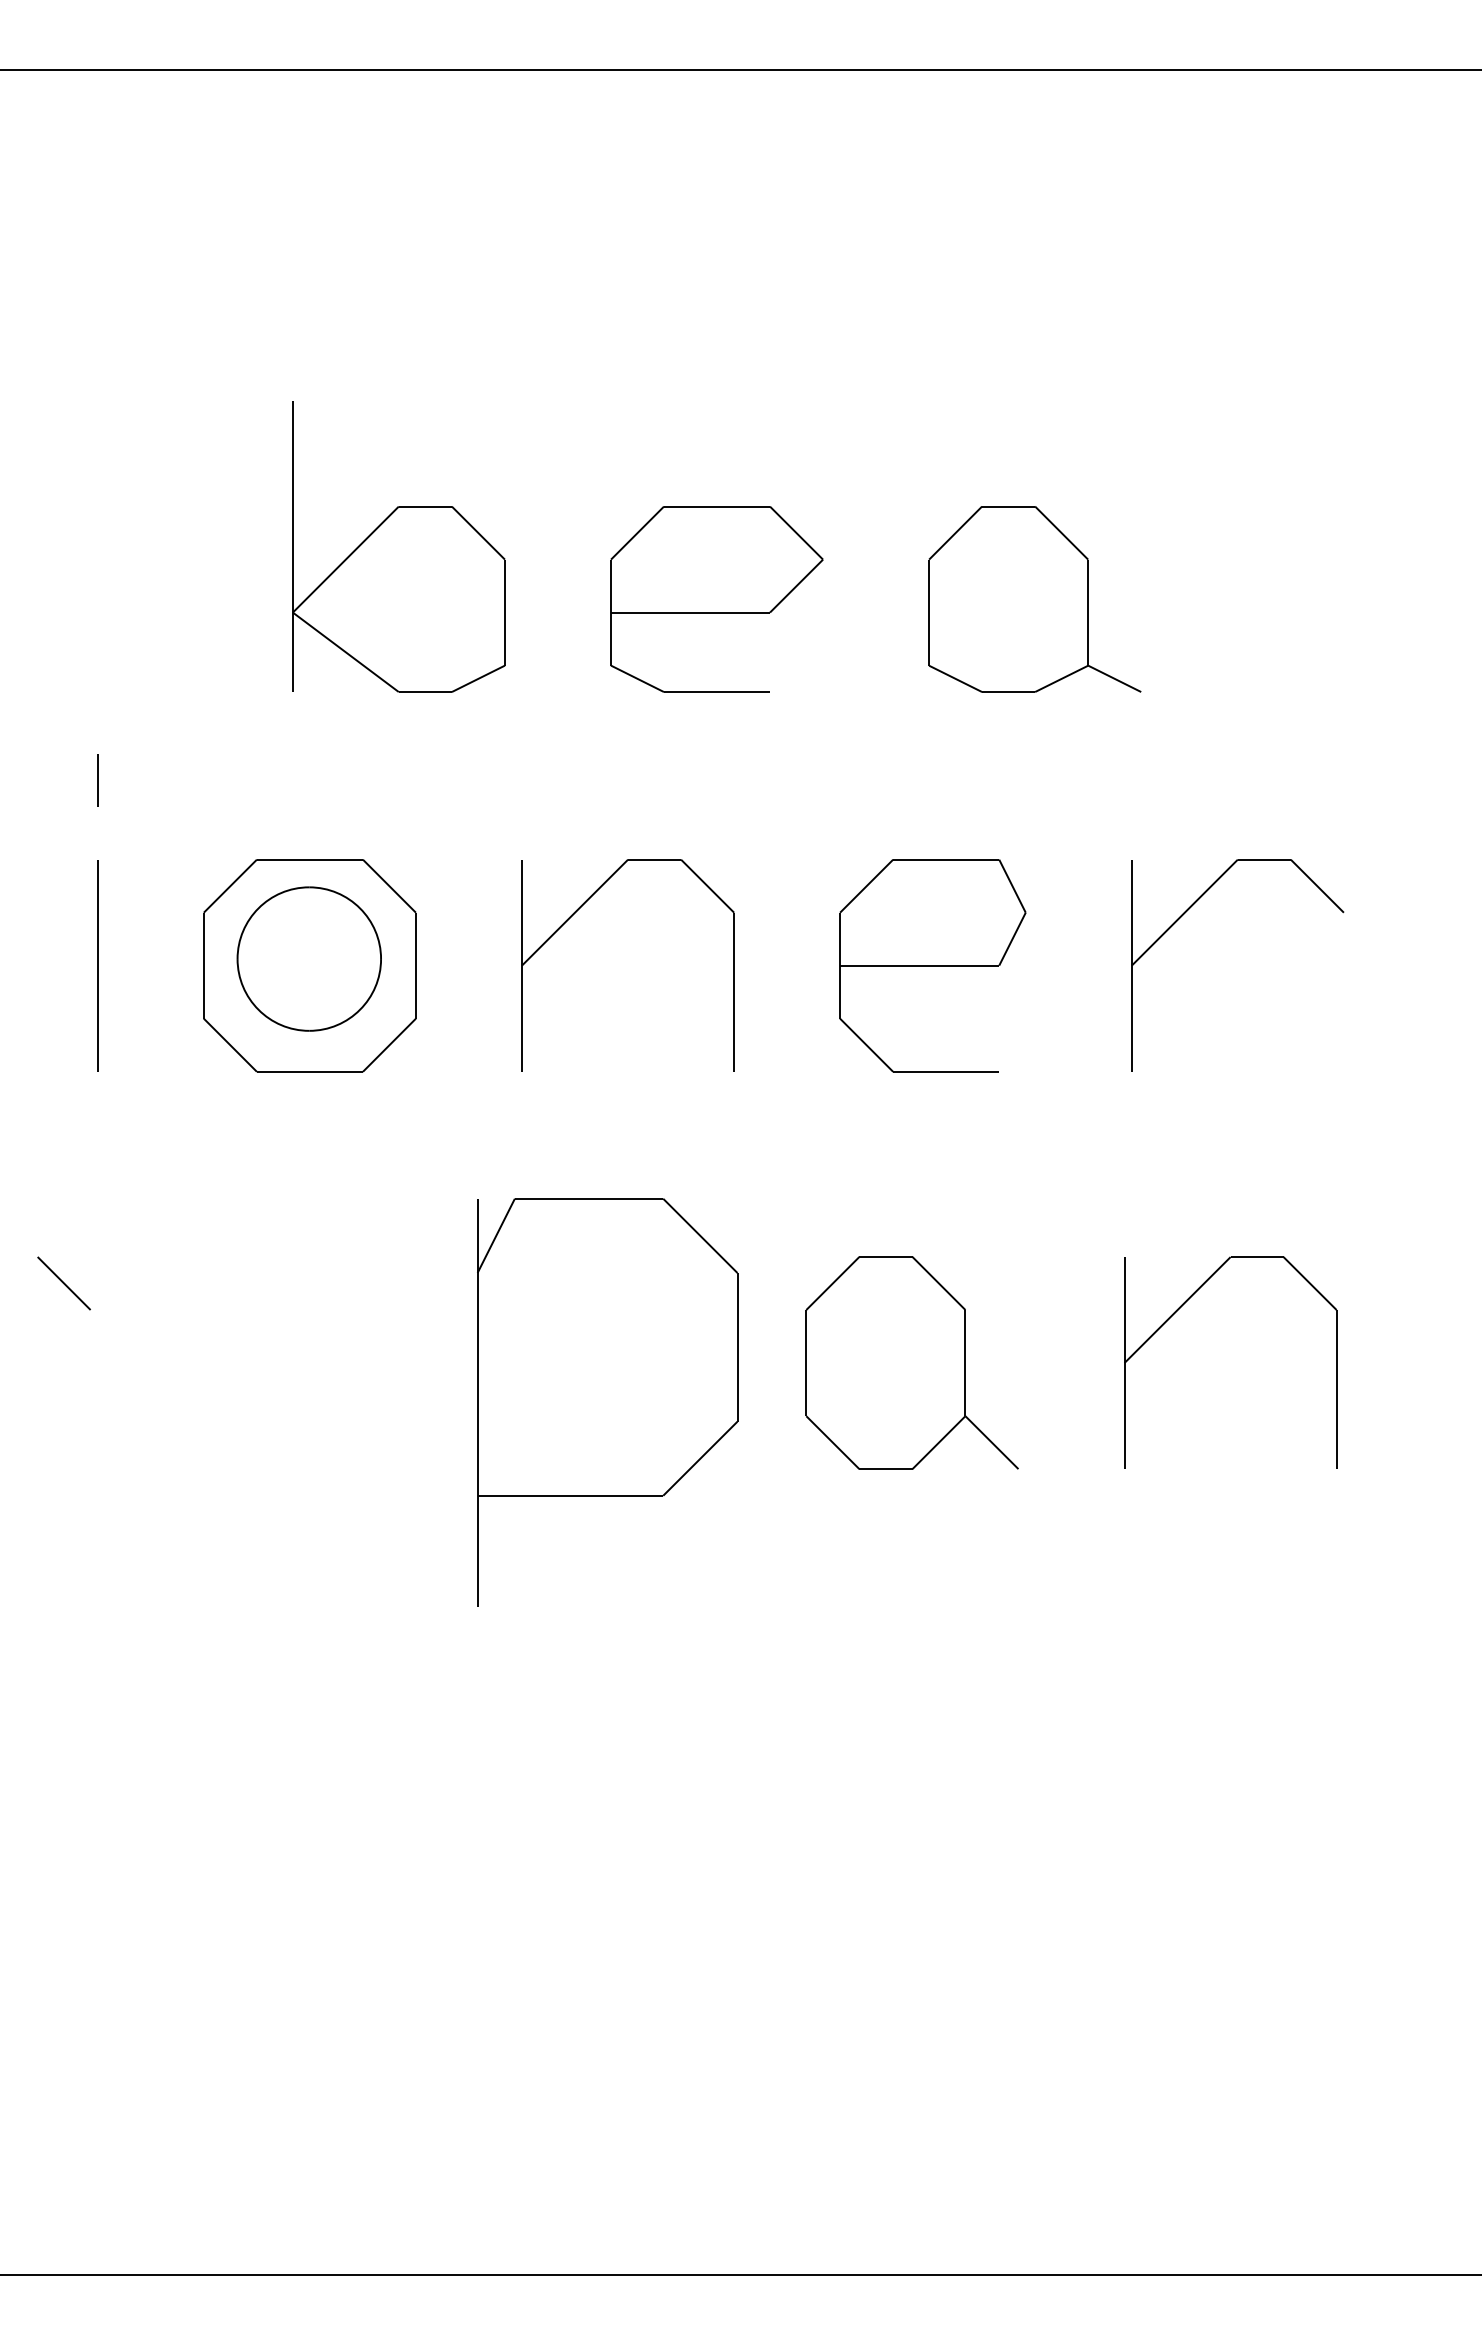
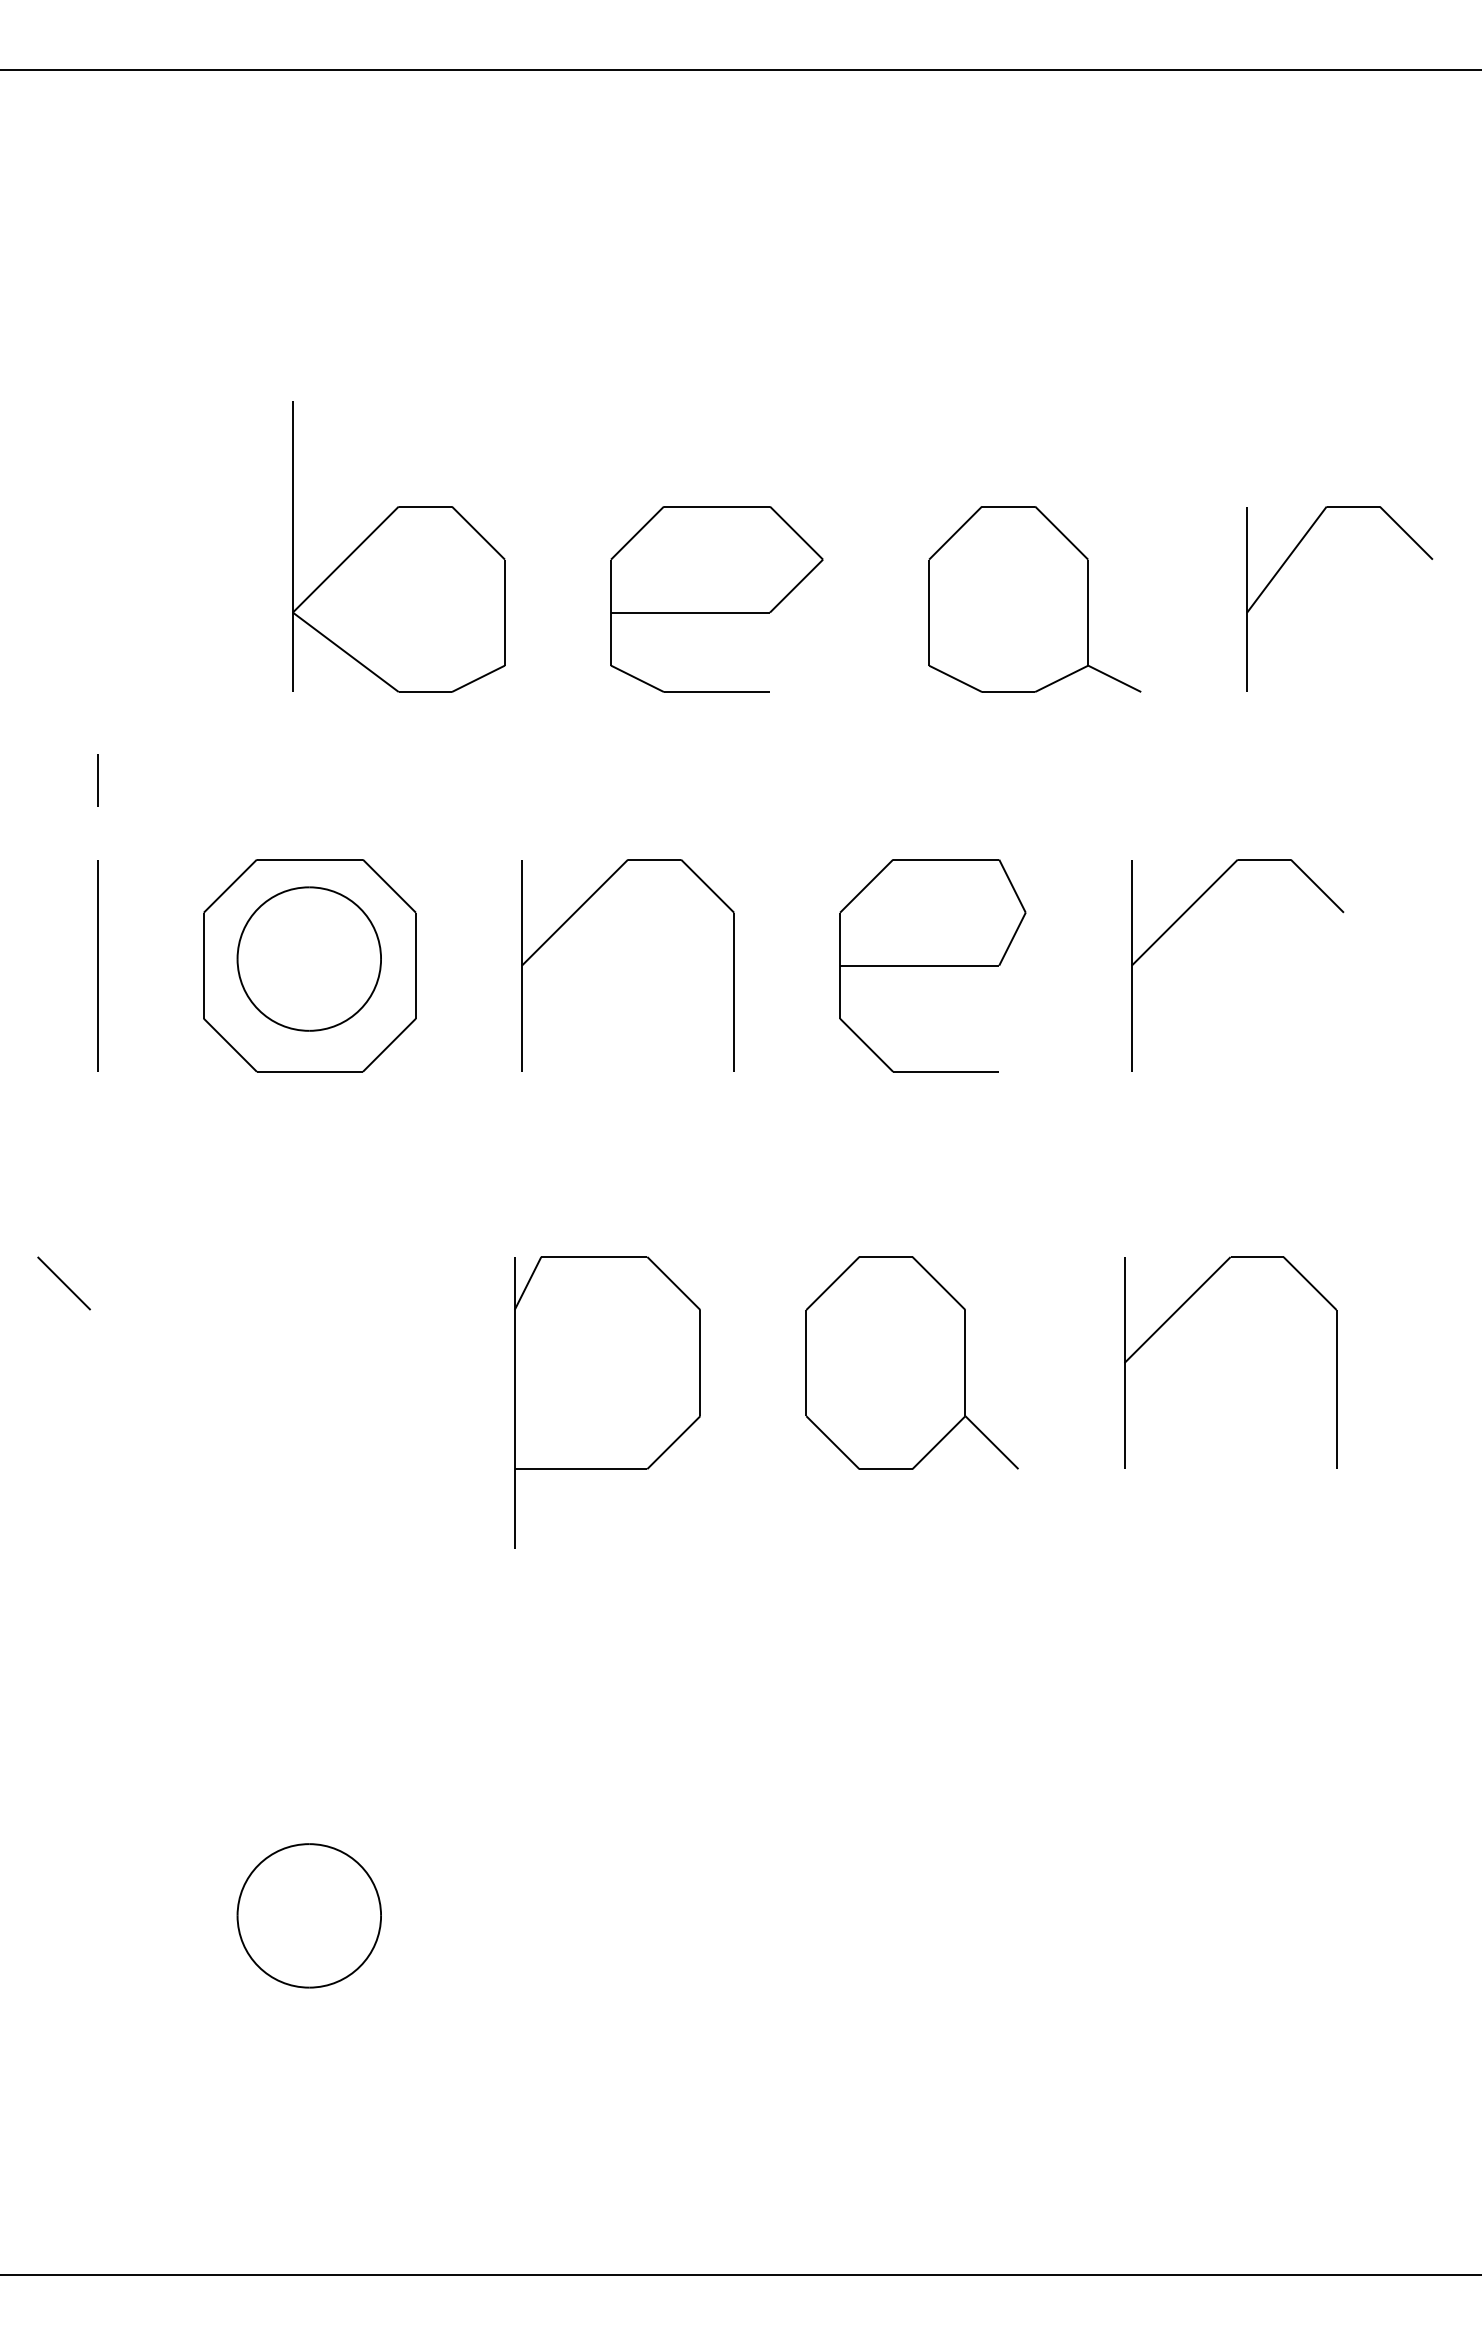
part: none -> present (1288, 559)
part size: 262x409 px -> 187x293 px (607, 1402)
part: none -> present (308, 1915)
